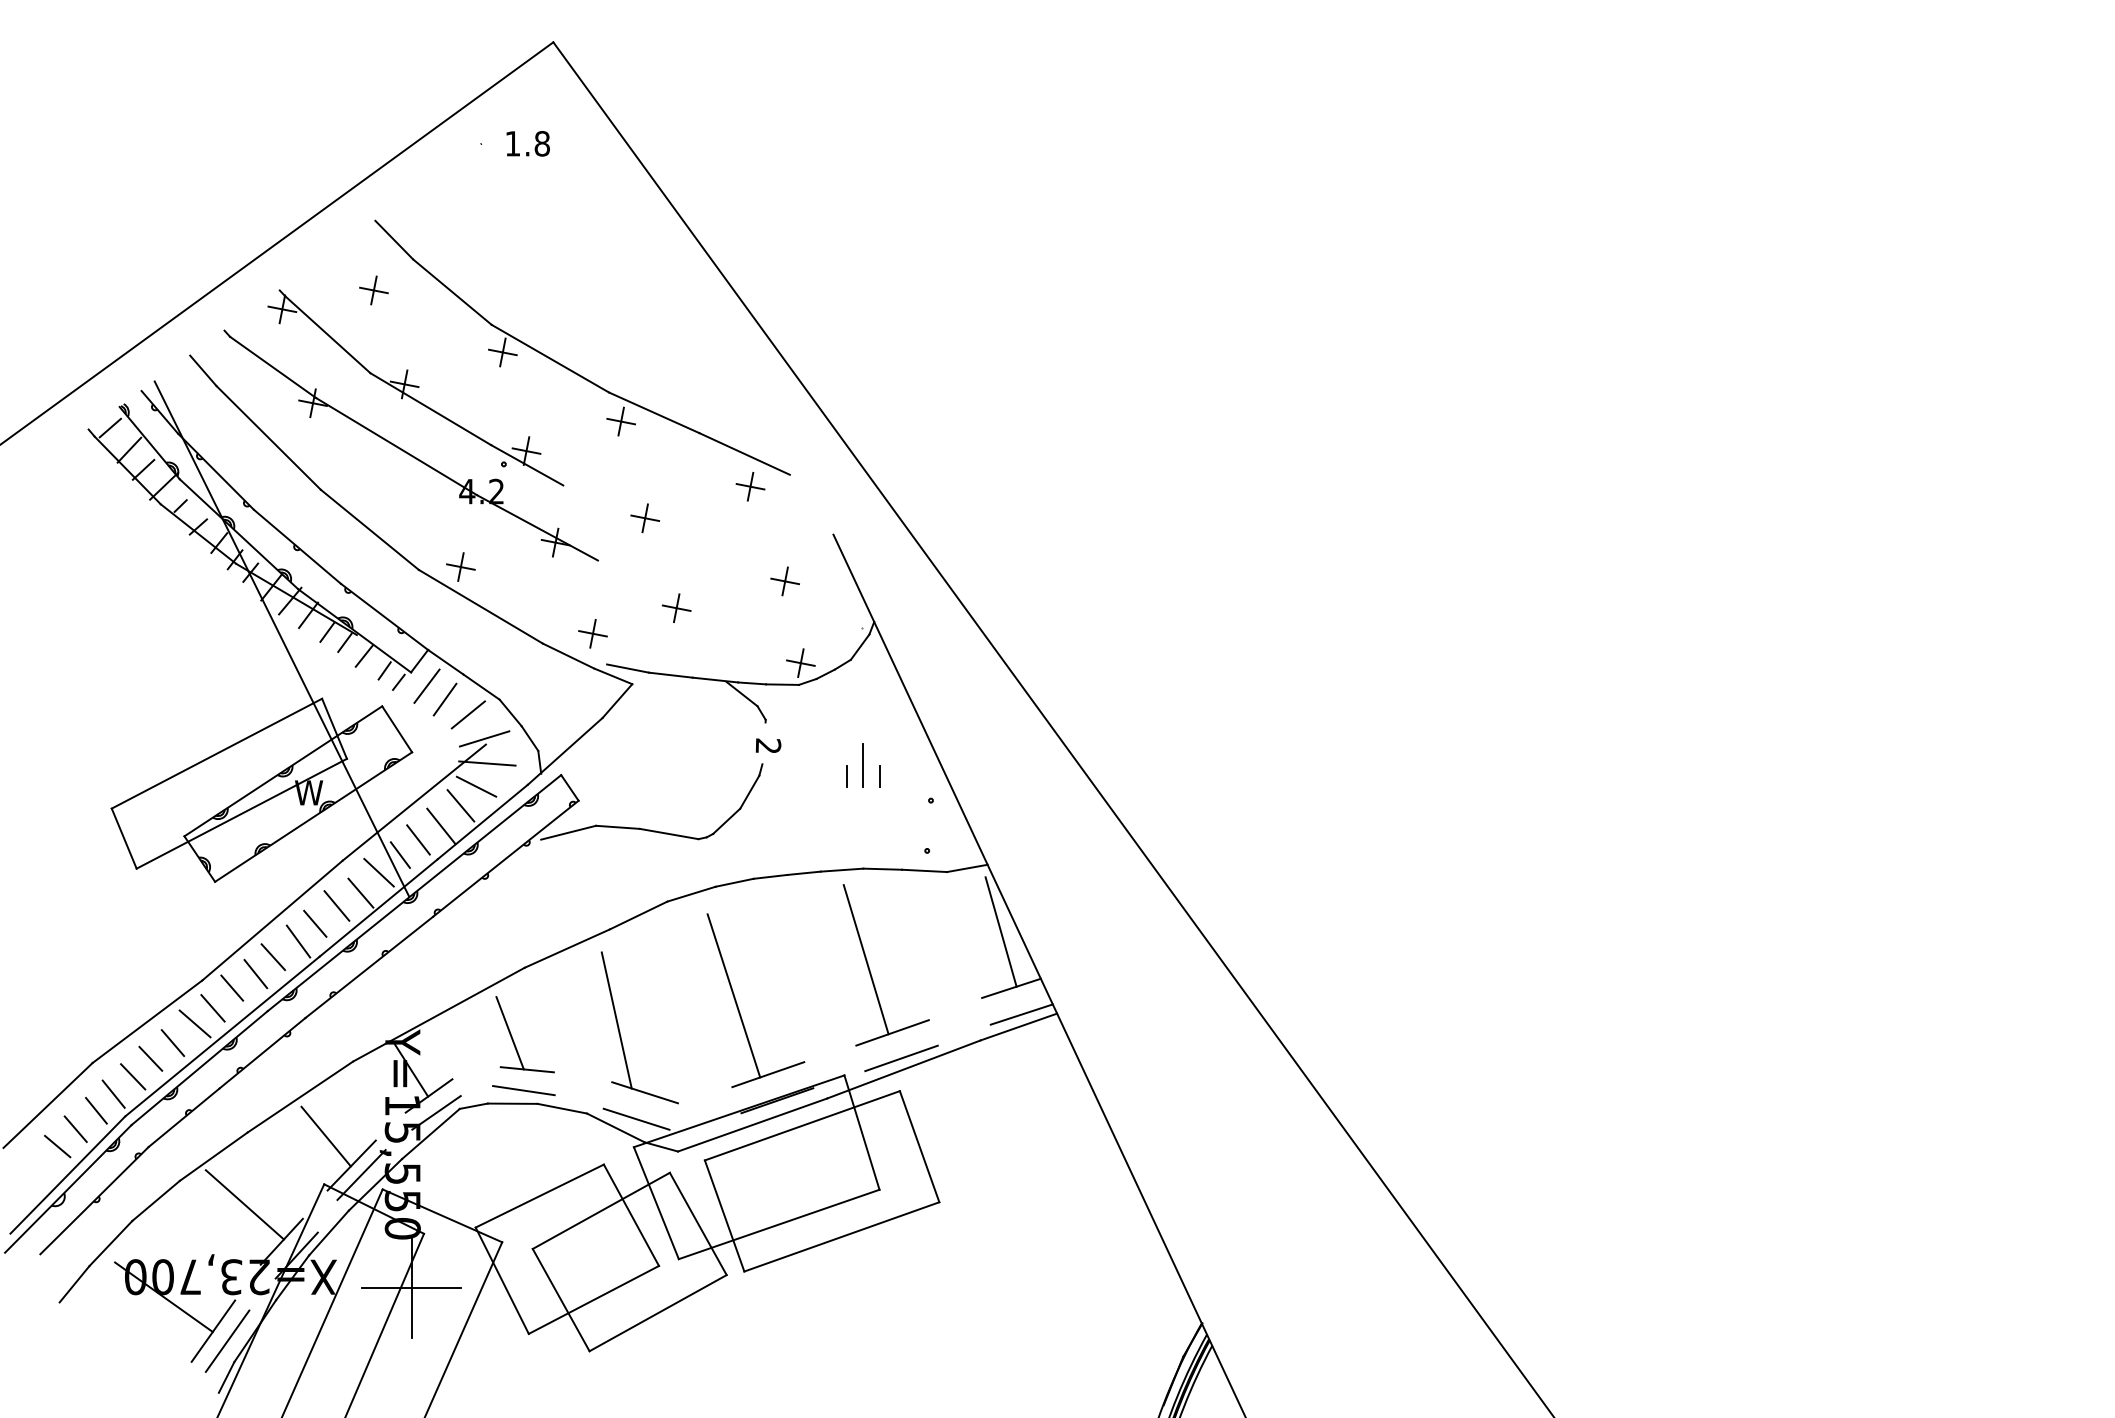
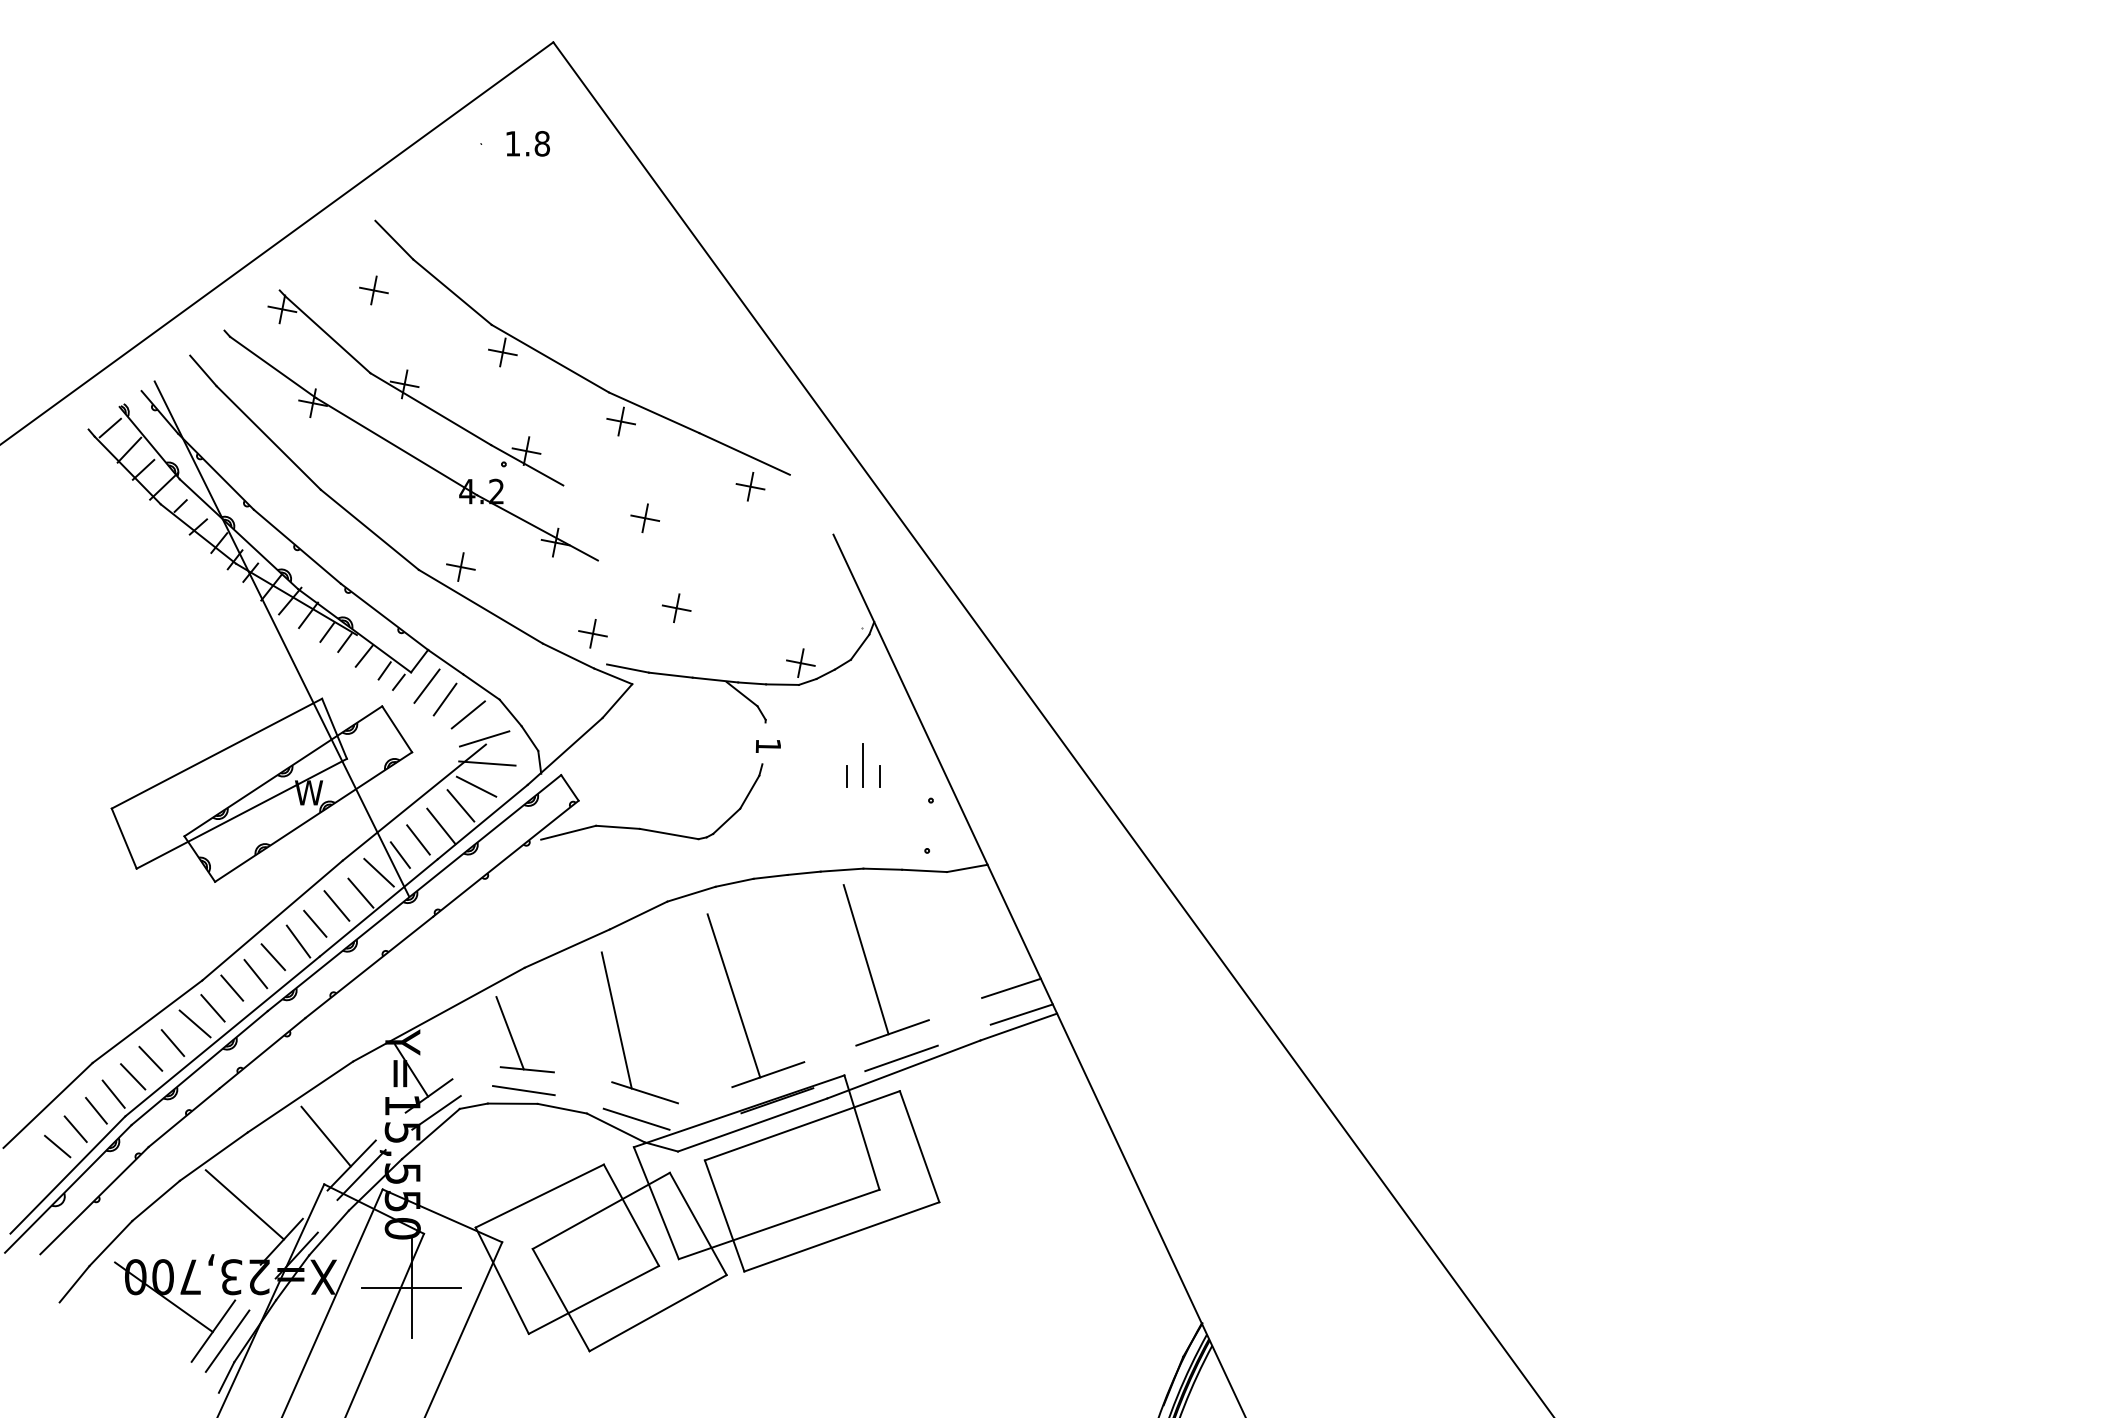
part: present -> none (784, 581)
text: 2 -> 1 (768, 745)
line: present -> none (1000, 931)
